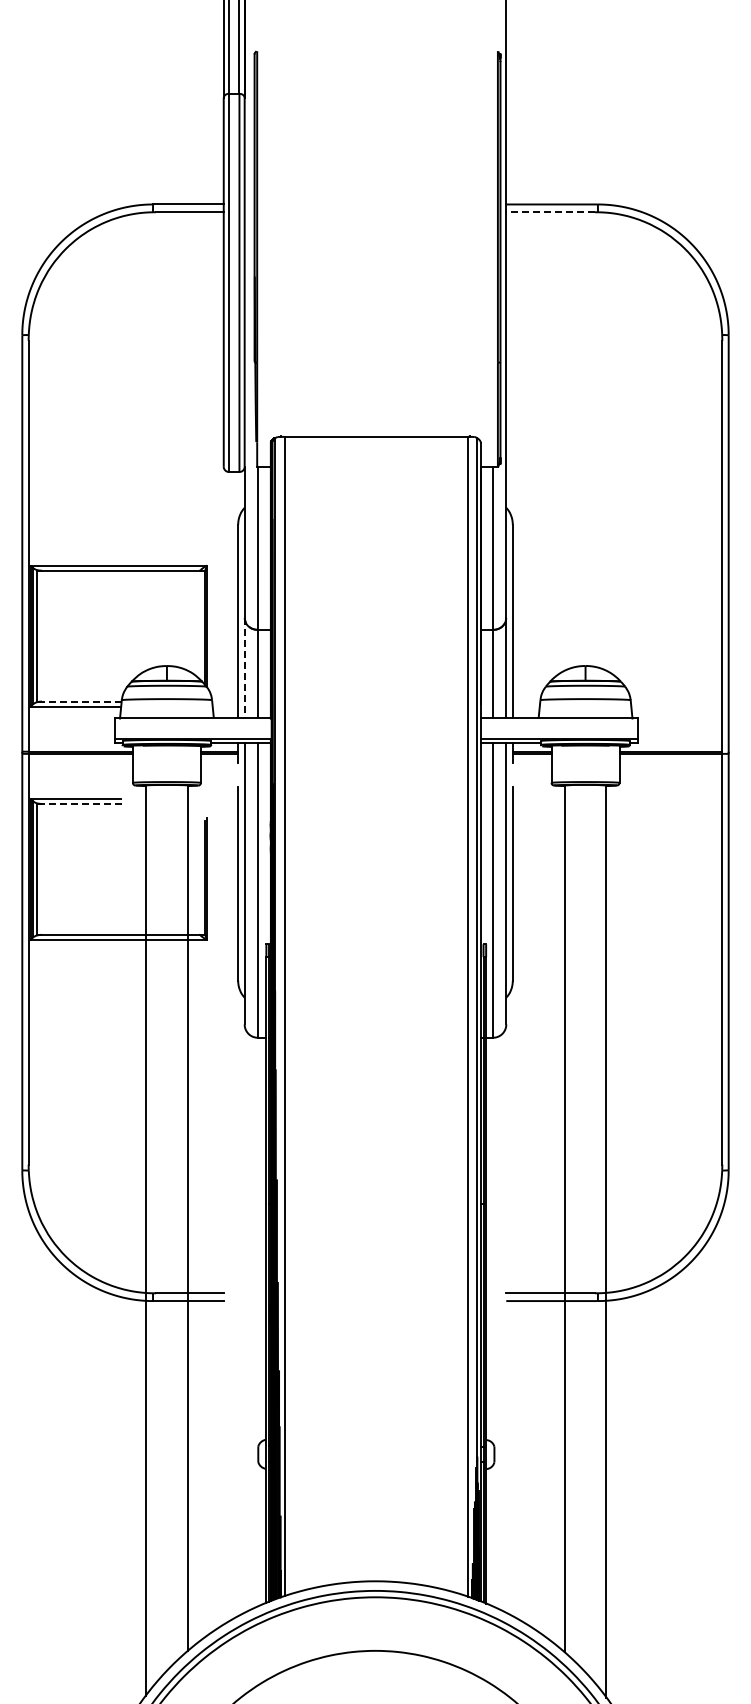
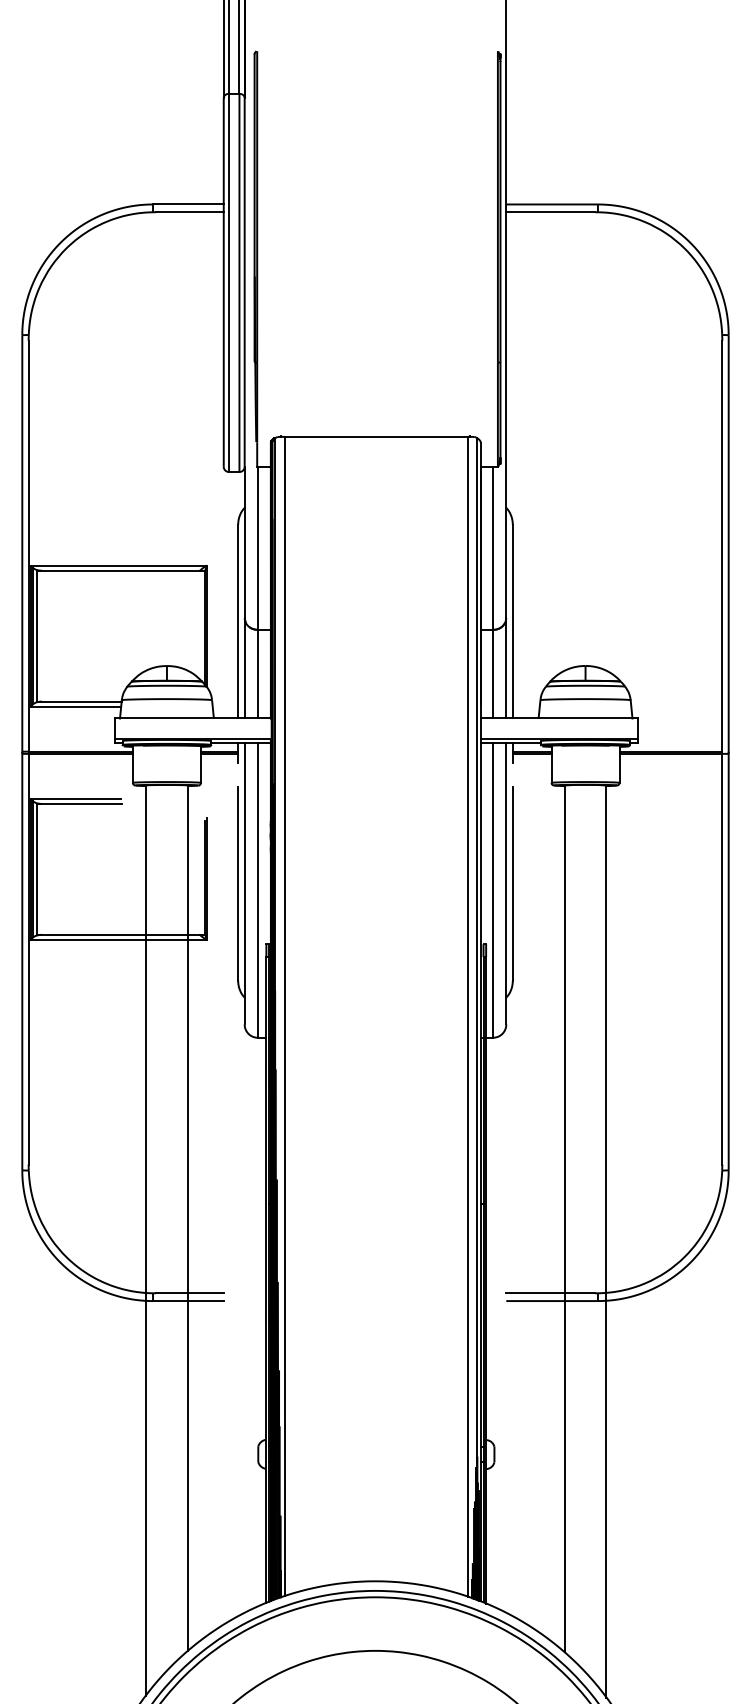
line: dashed -> solid (550, 212)
line: dashed -> solid (244, 668)
line: dashed -> solid (78, 701)
line: dashed -> solid (78, 803)
